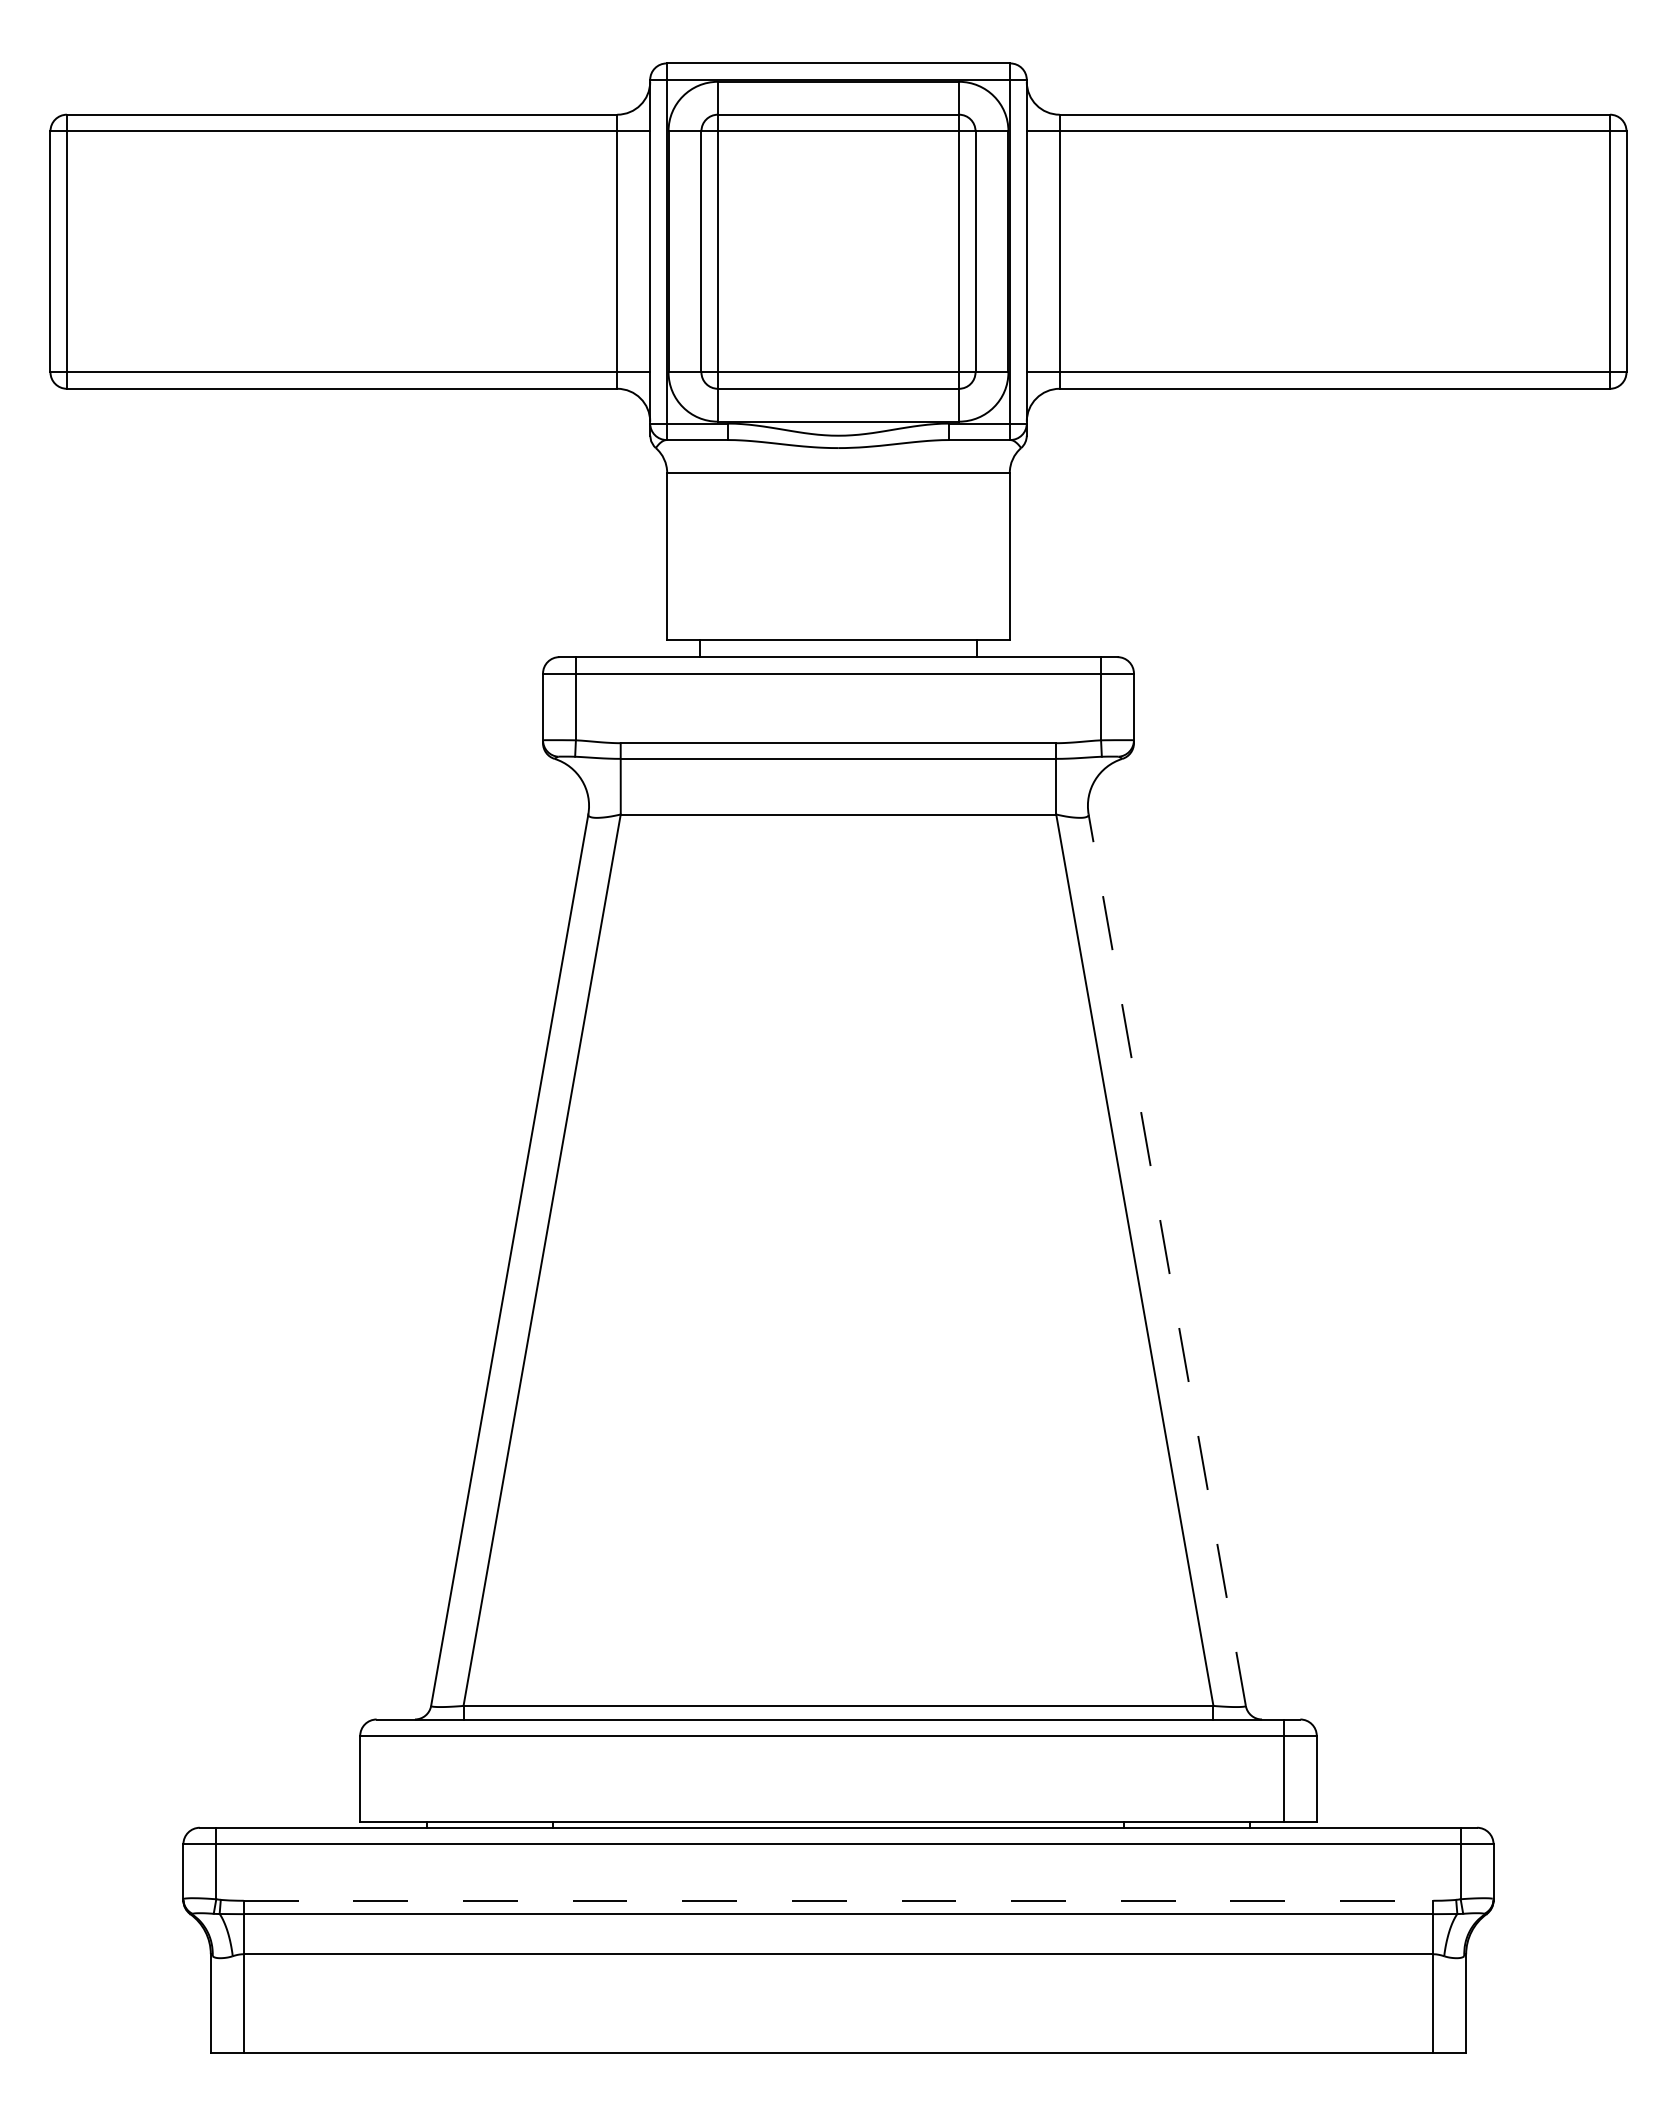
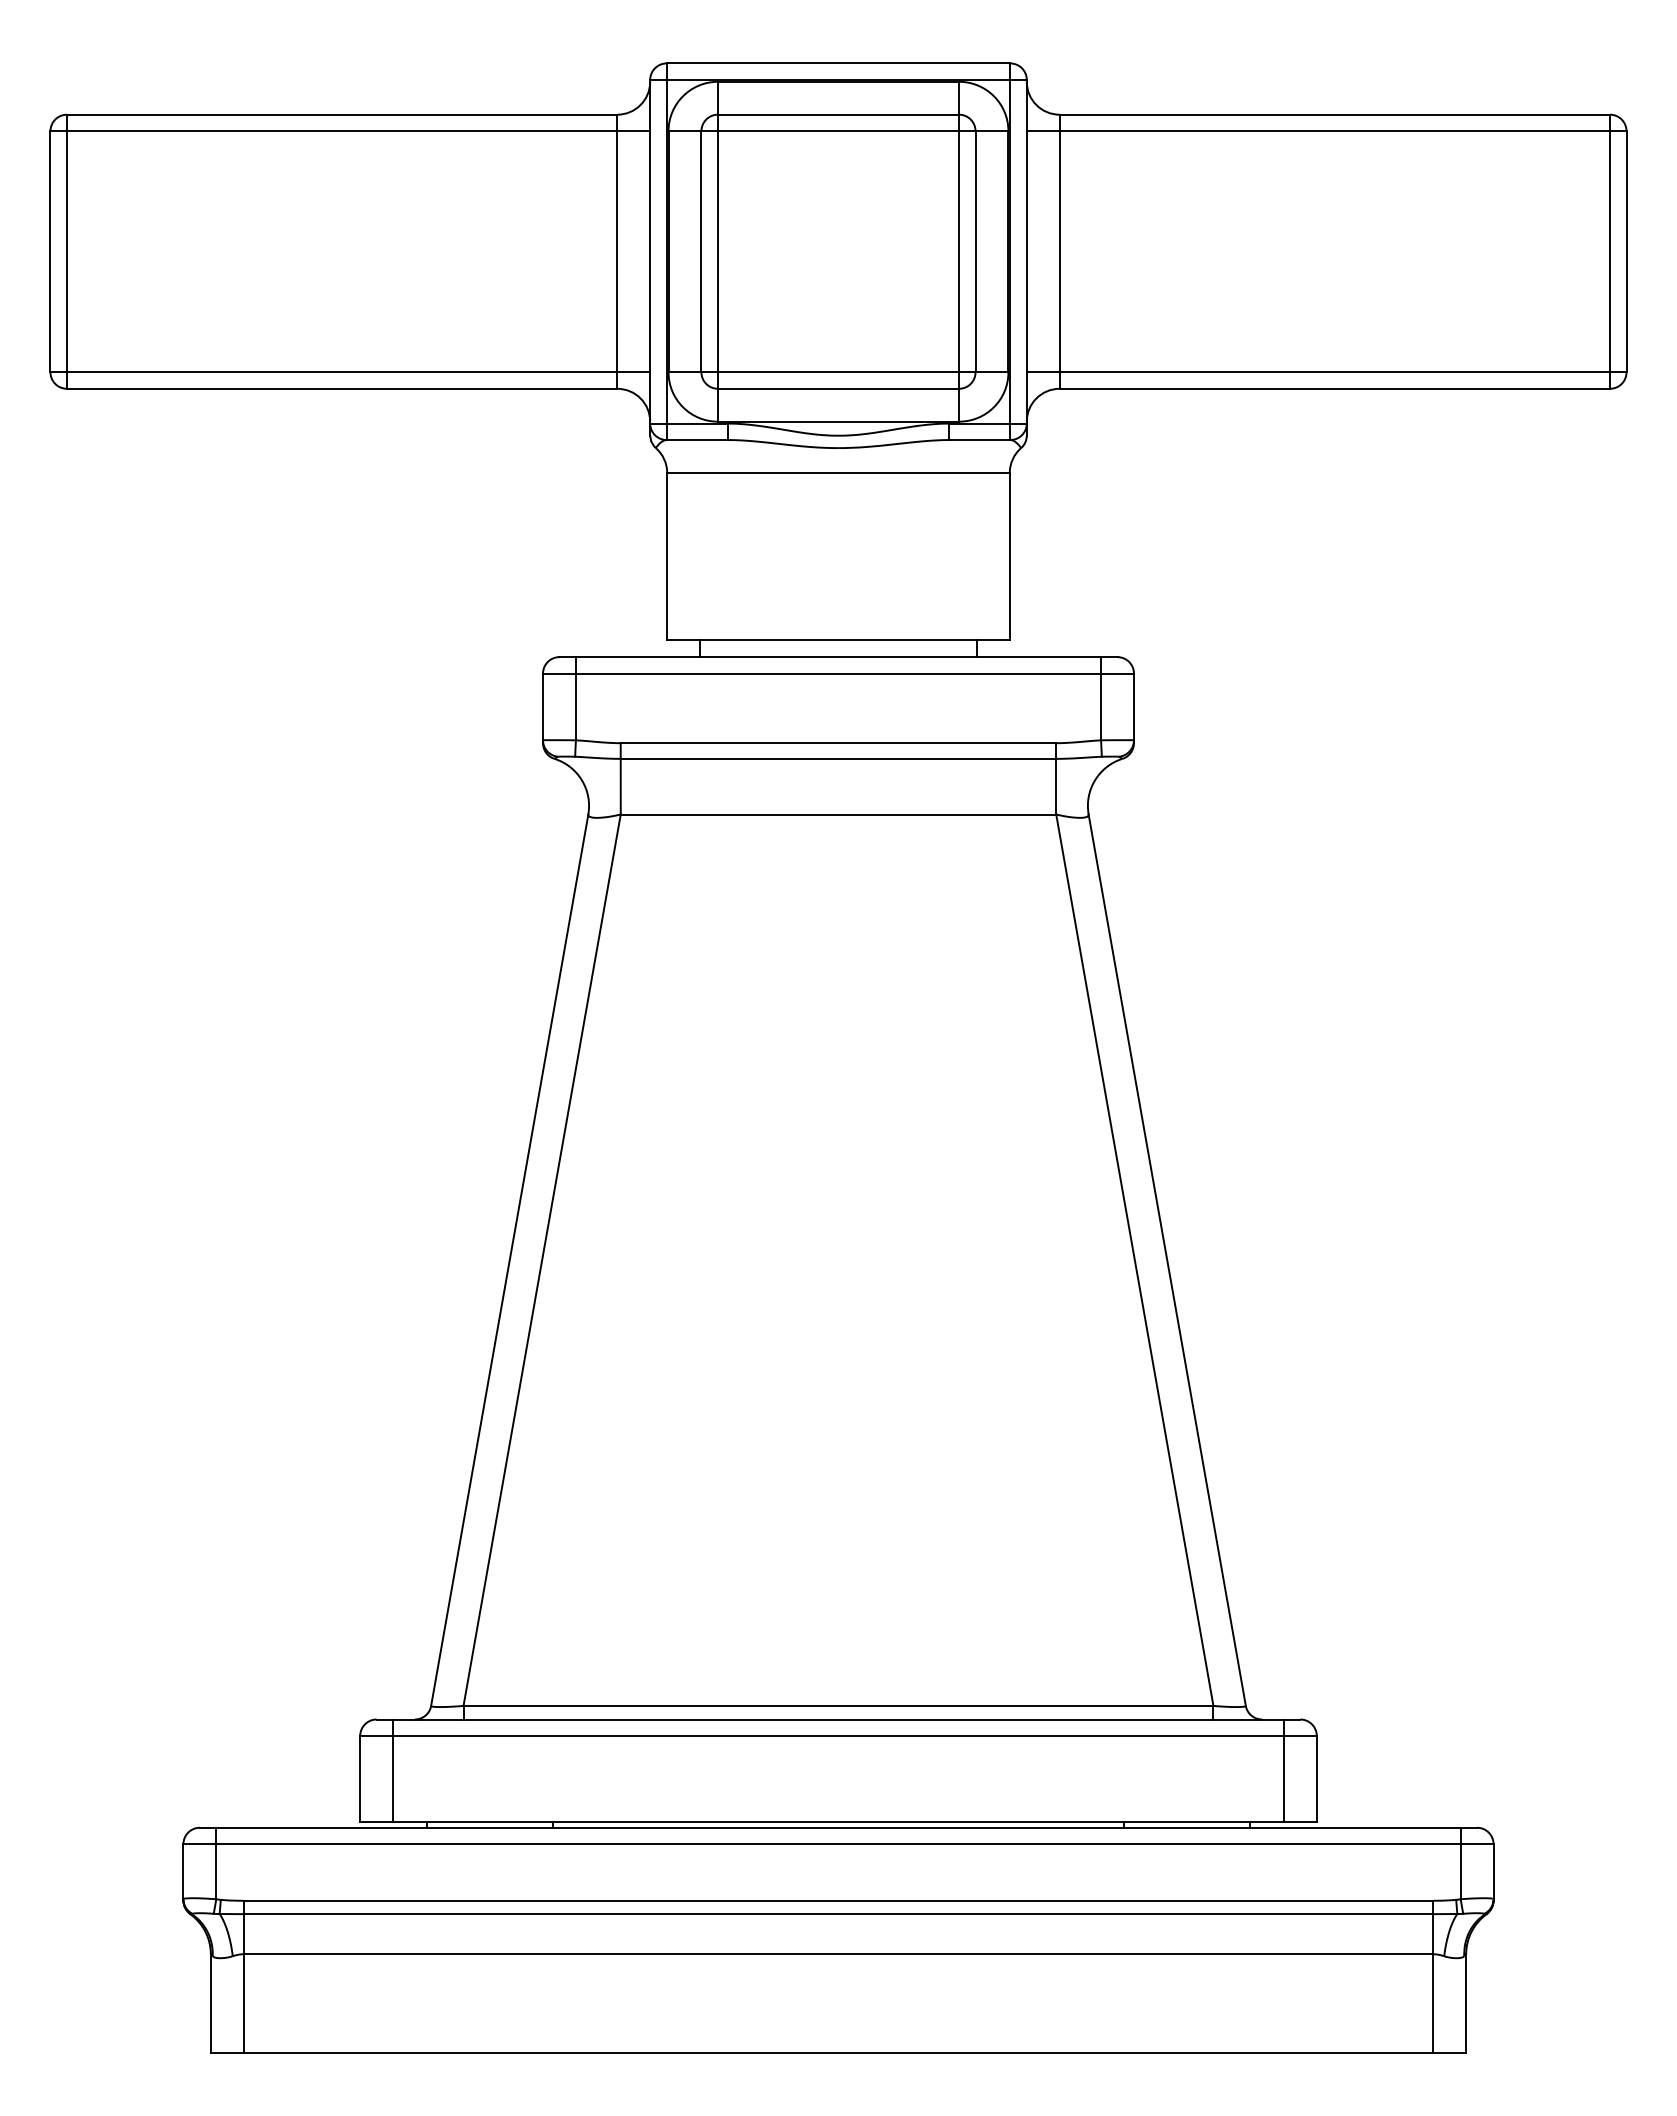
line: dashed -> solid (1167, 1260)
line: none -> present (393, 1770)
line: dashed -> solid (838, 1900)
